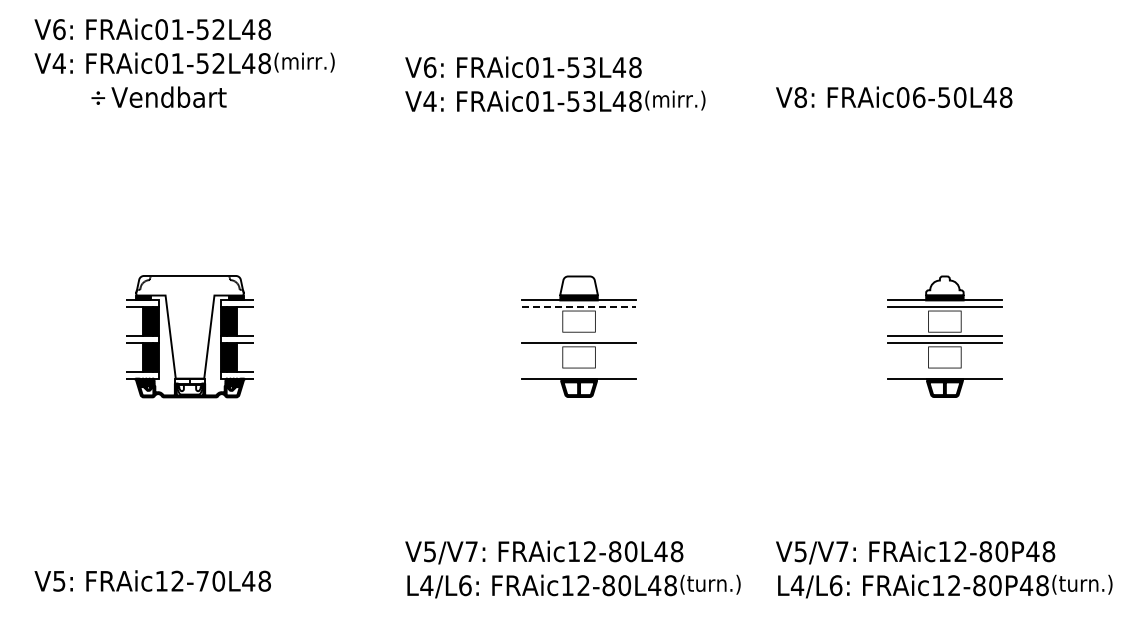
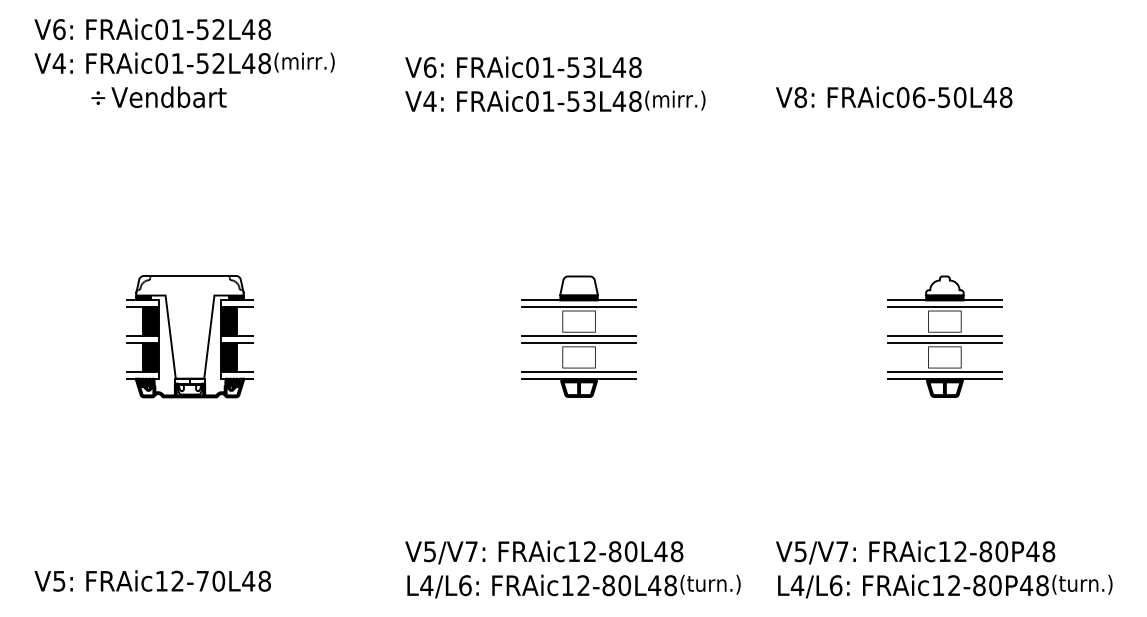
line: dashed -> solid (579, 306)
line: none -> present (579, 336)
line: none -> present (579, 372)
line: none -> present (944, 372)
